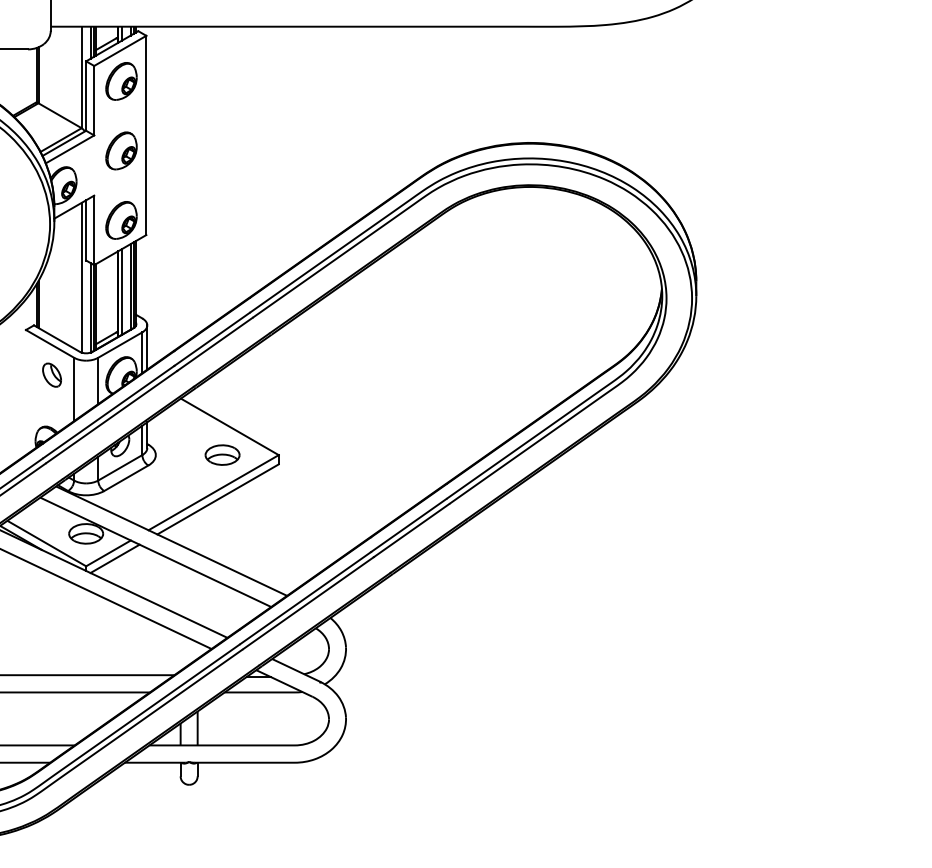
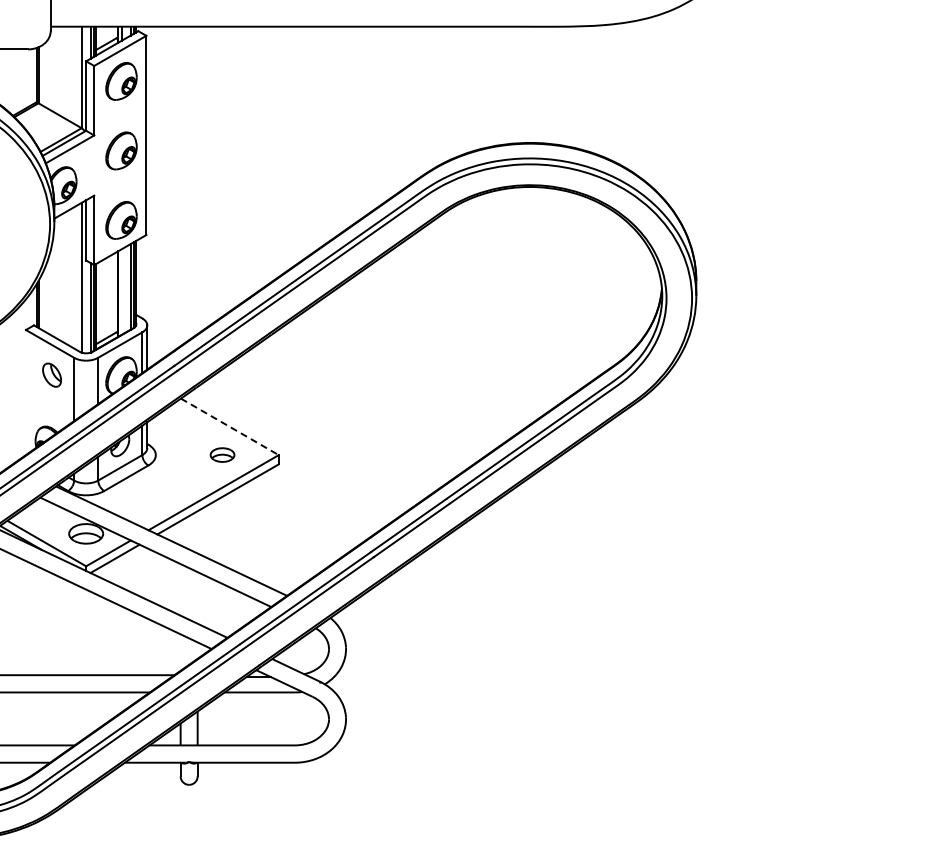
line: present -> none (121, 291)
line: solid -> dashed (229, 426)
part size: 37x22 px -> 27x16 px (222, 454)
